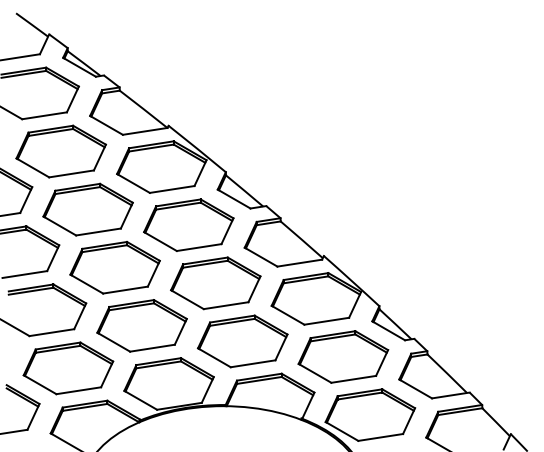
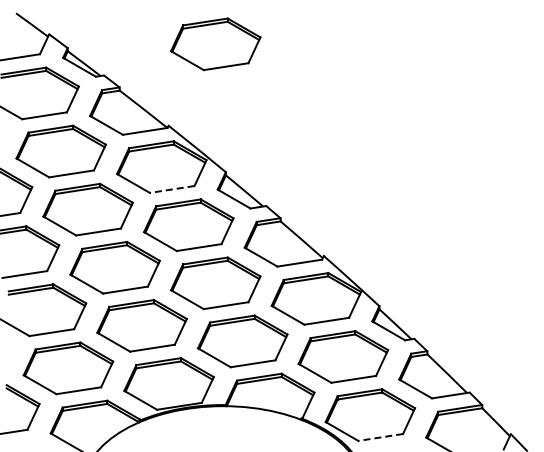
part: none -> present (215, 44)
line: solid -> dashed (172, 189)
line: solid -> dashed (380, 437)
